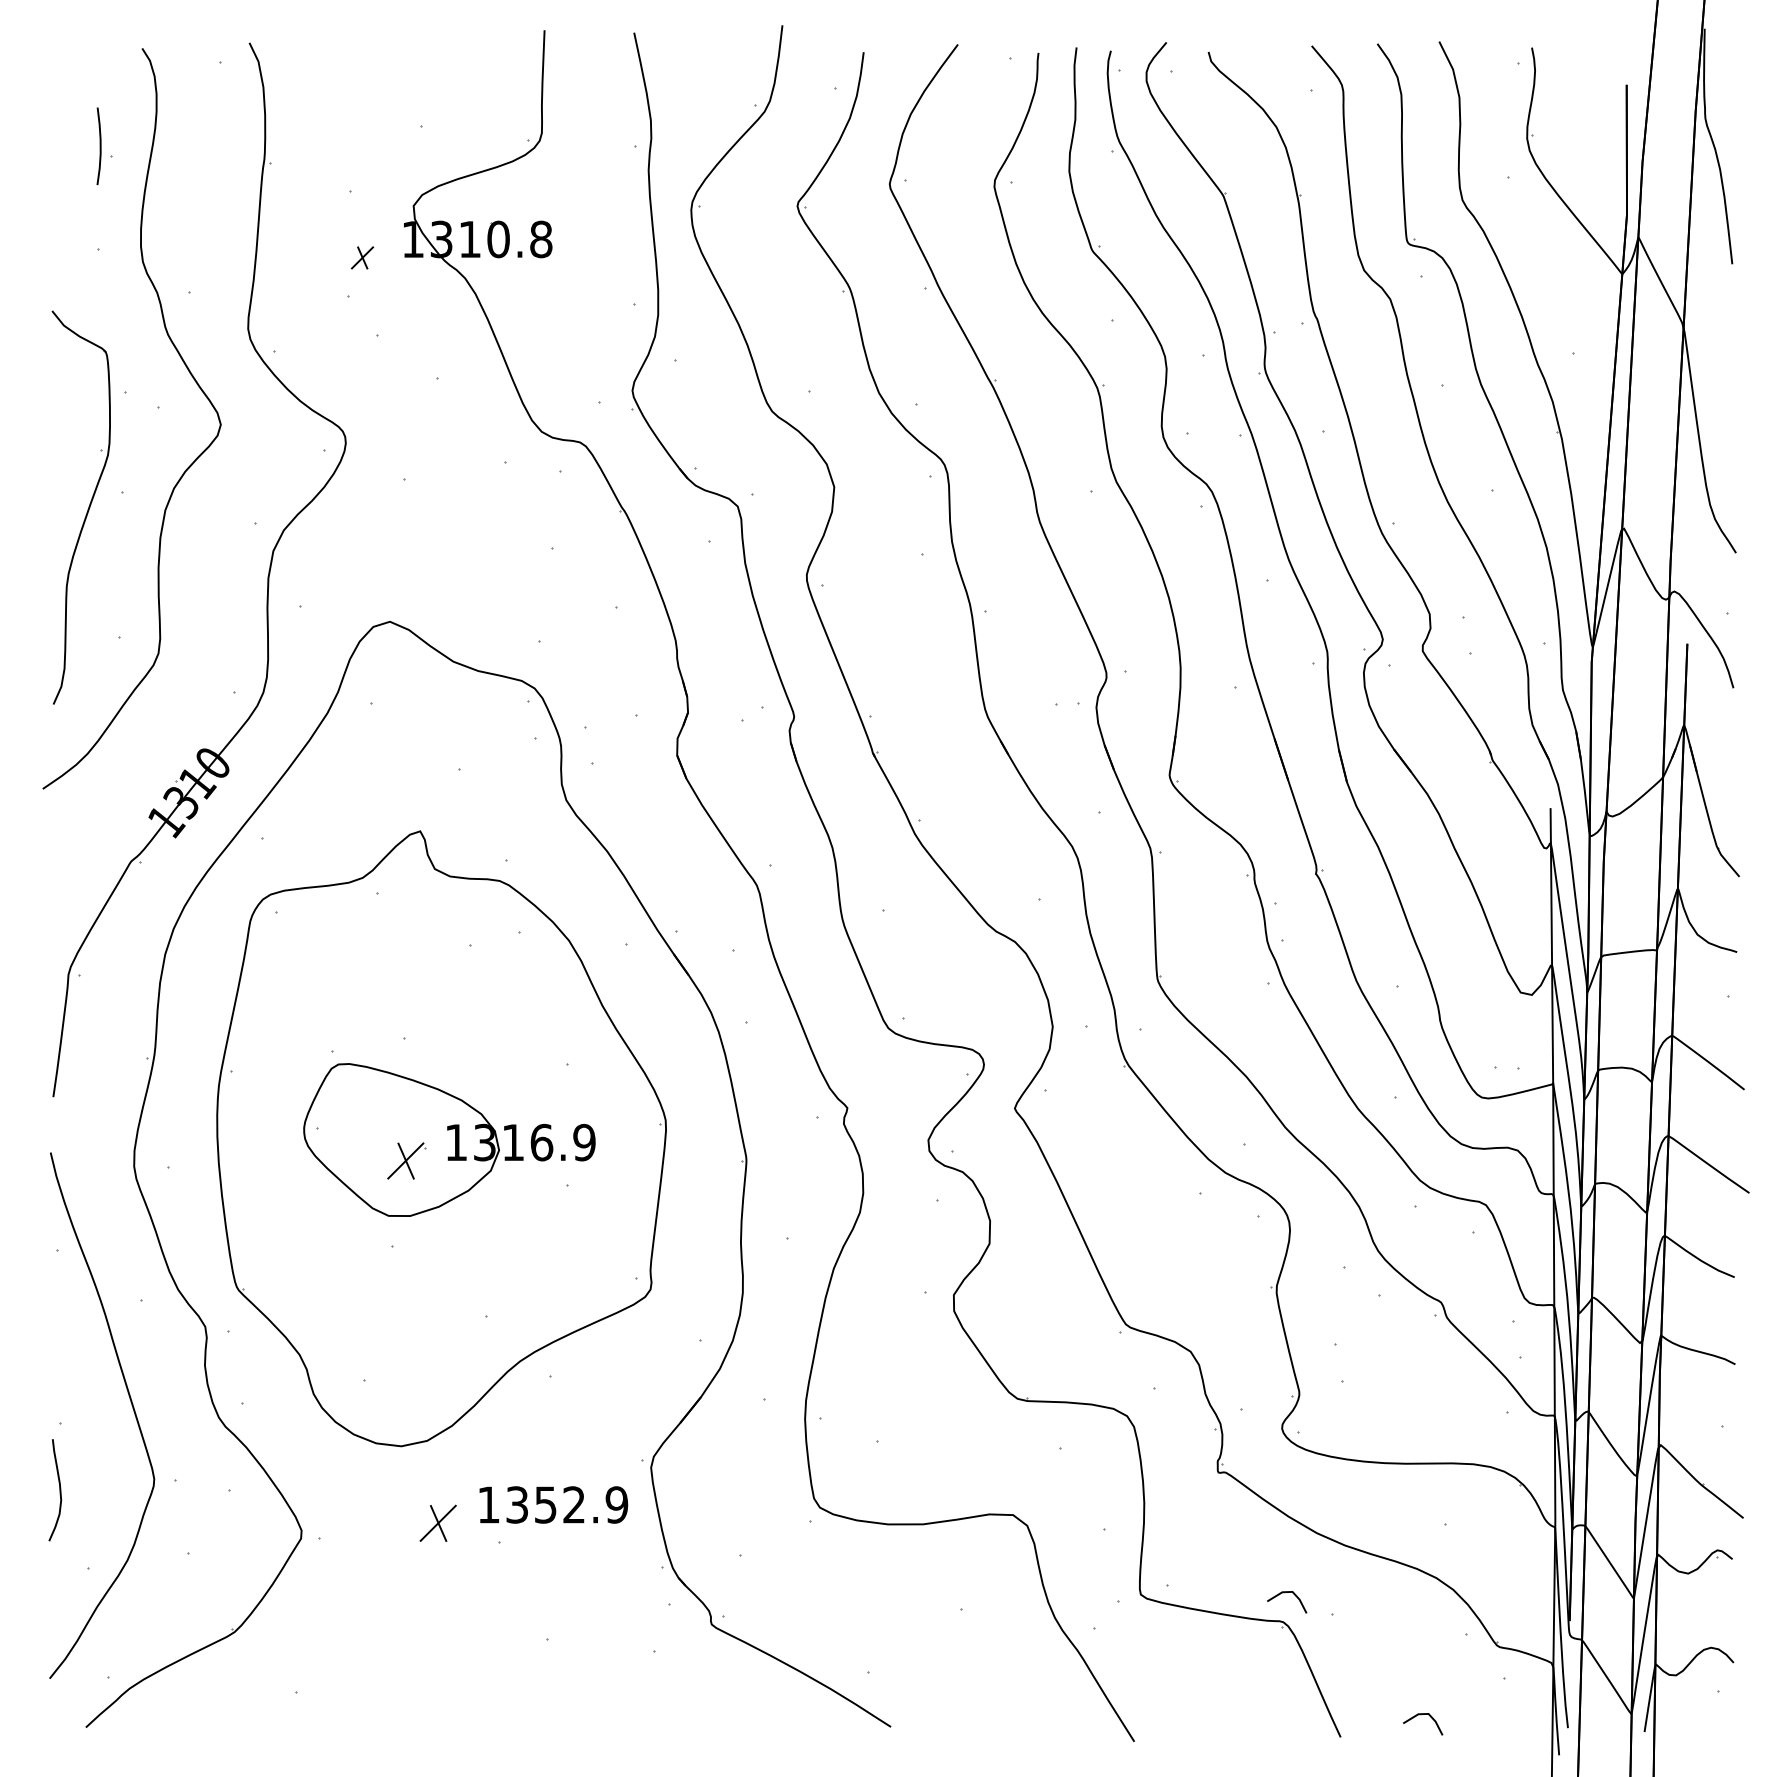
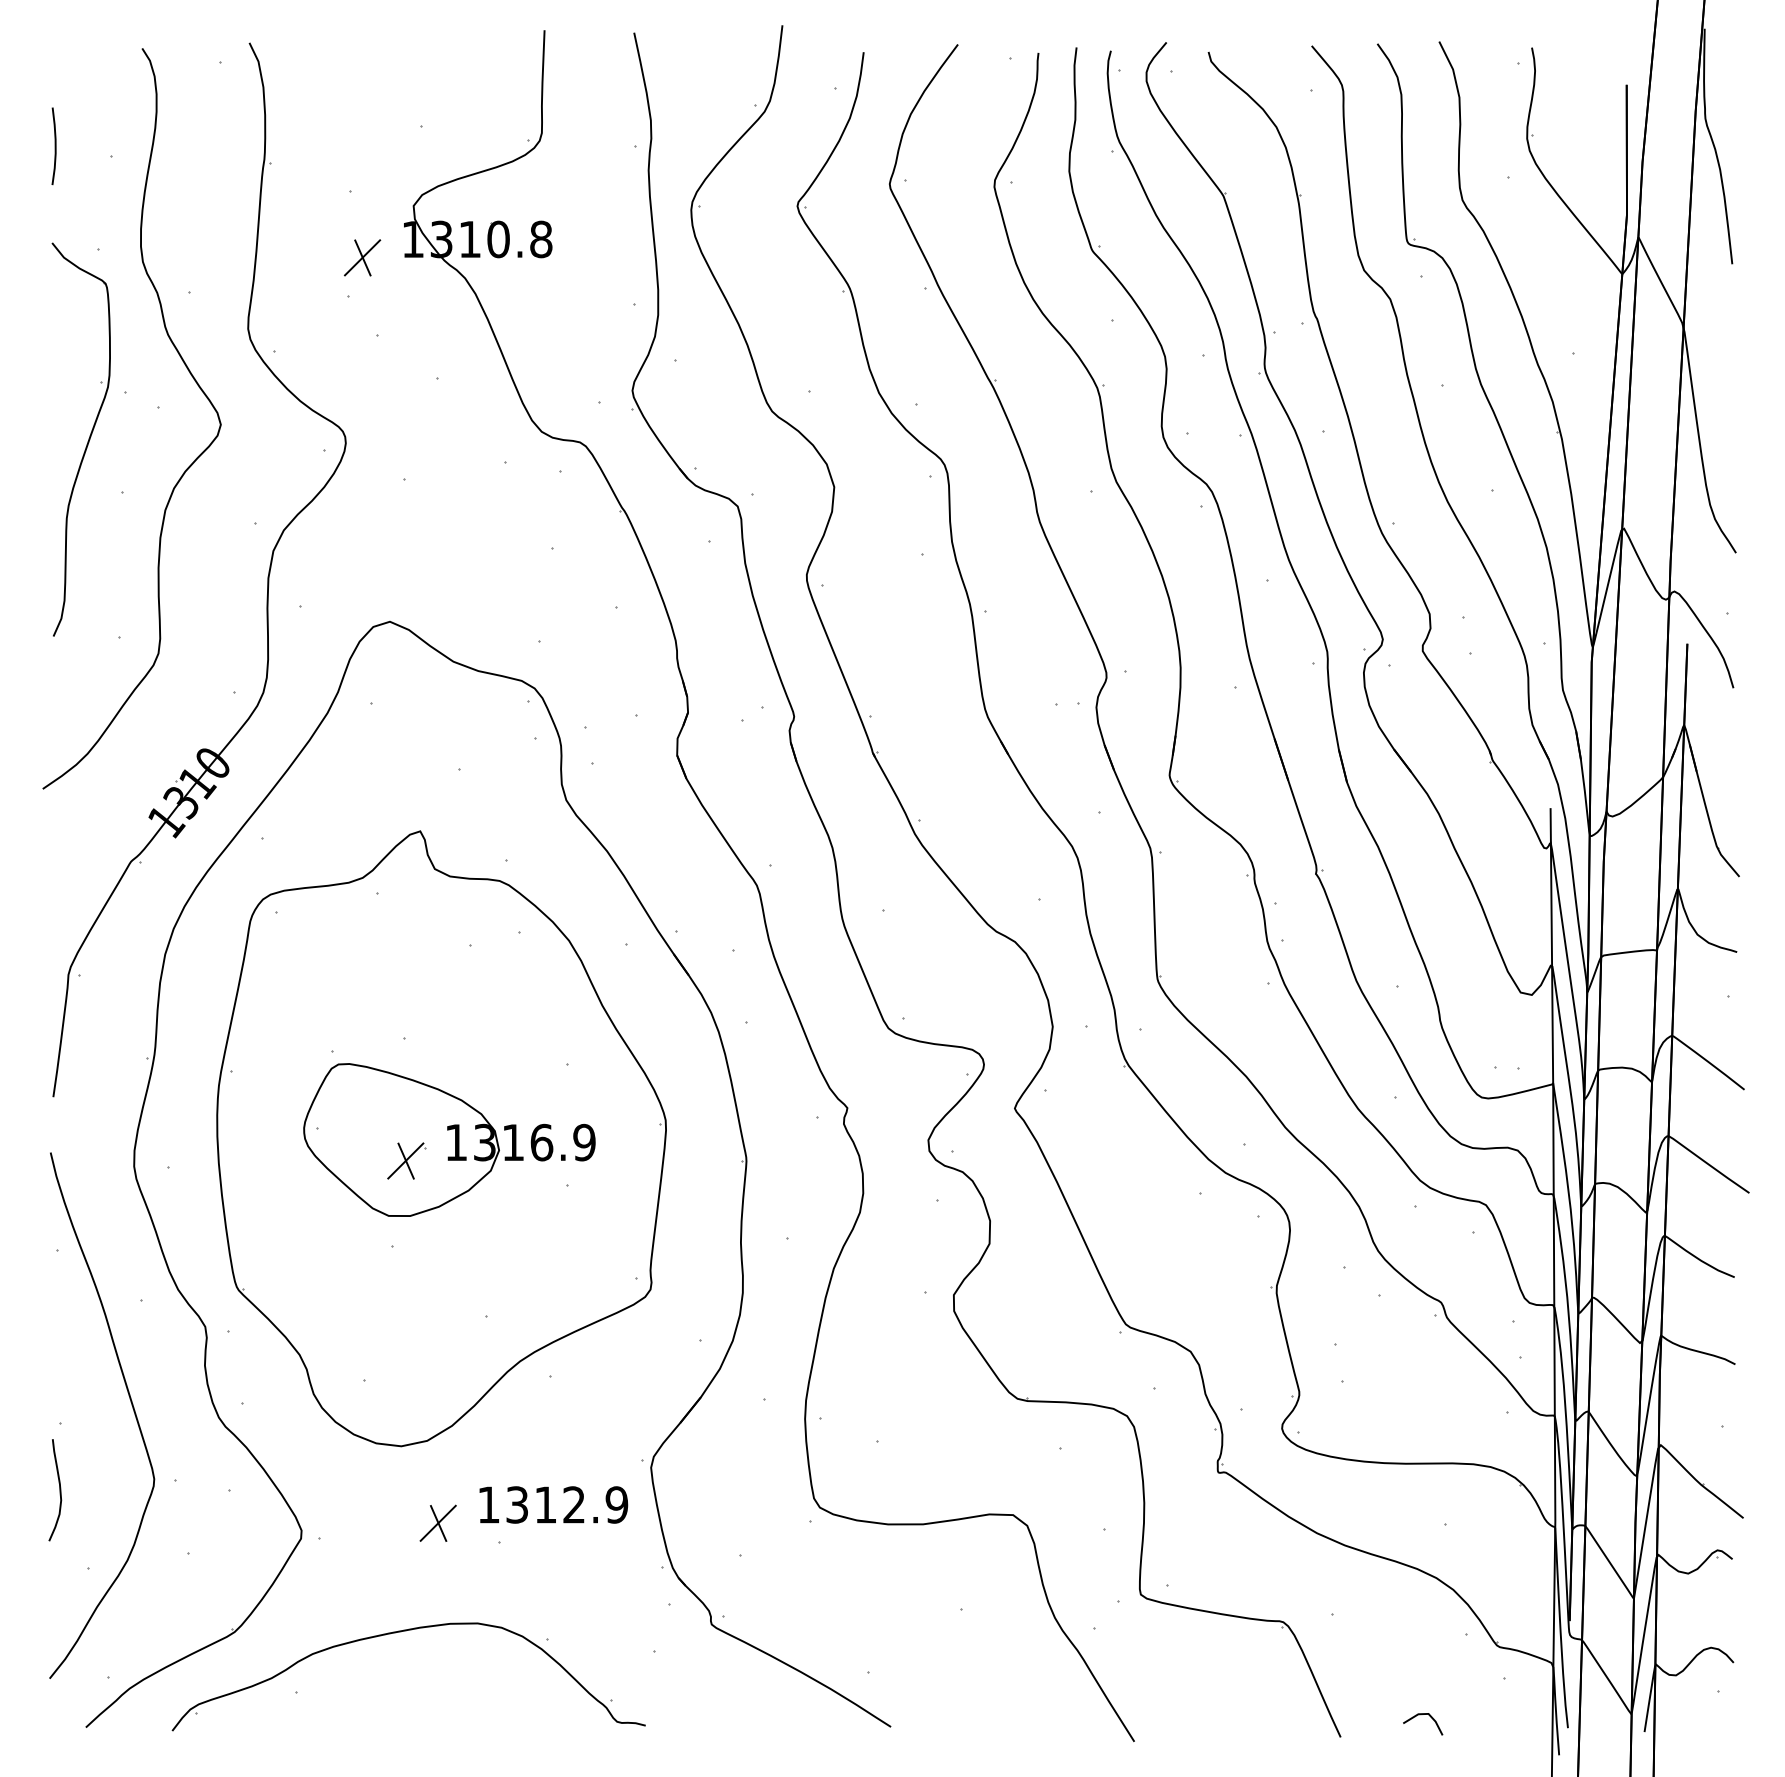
curve position: (99, 146) -> (54, 146) (54, 146)
part size: 25x24 px -> 39x38 px (362, 257)
part position: (87, 509) -> (87, 441) (87, 441)
text: 1352.9 -> 1312.9 (545, 1504)
line: present -> none (1285, 1593)
part: none -> present (401, 1632)
